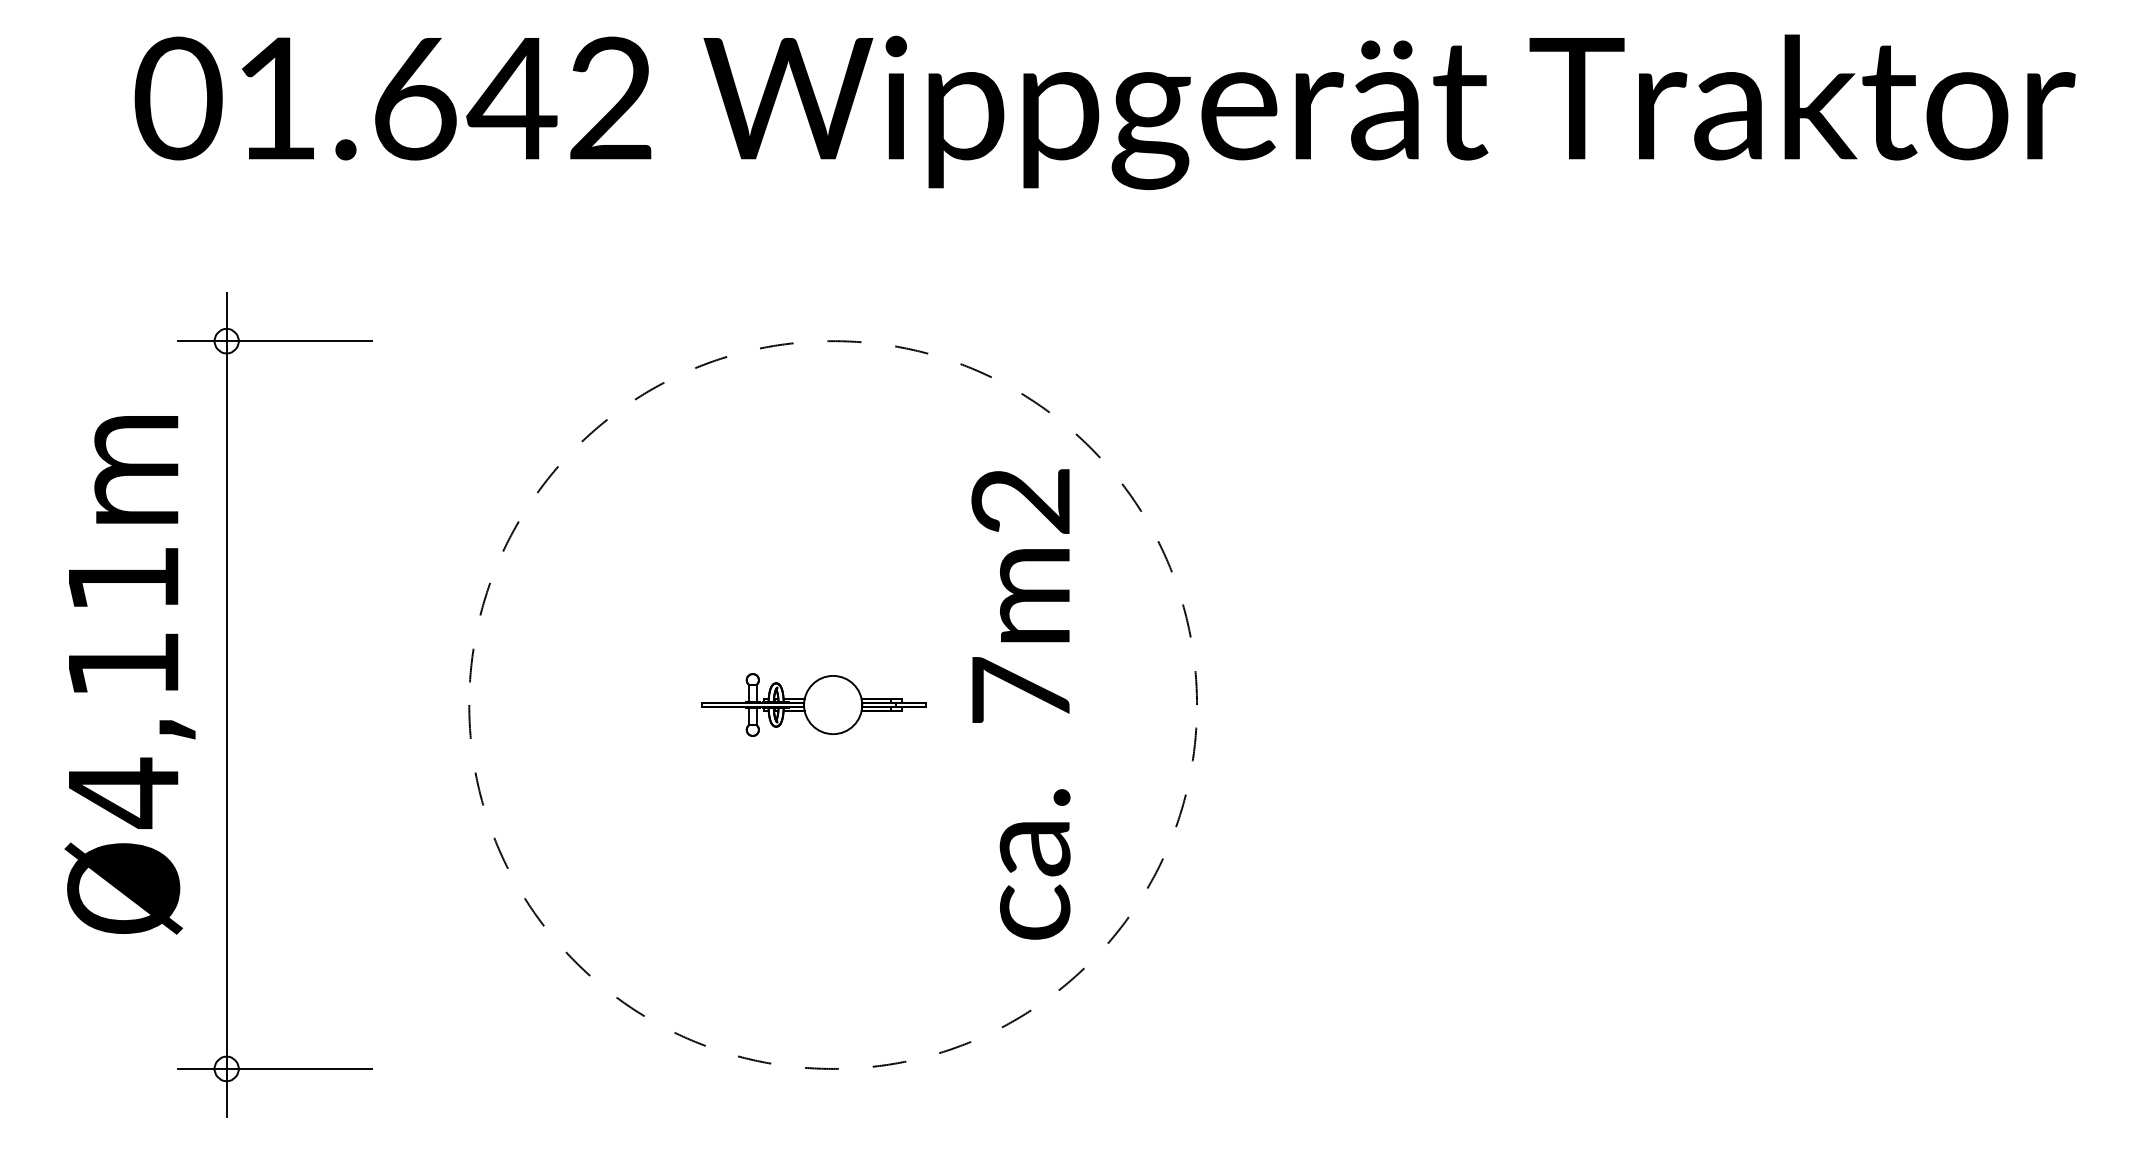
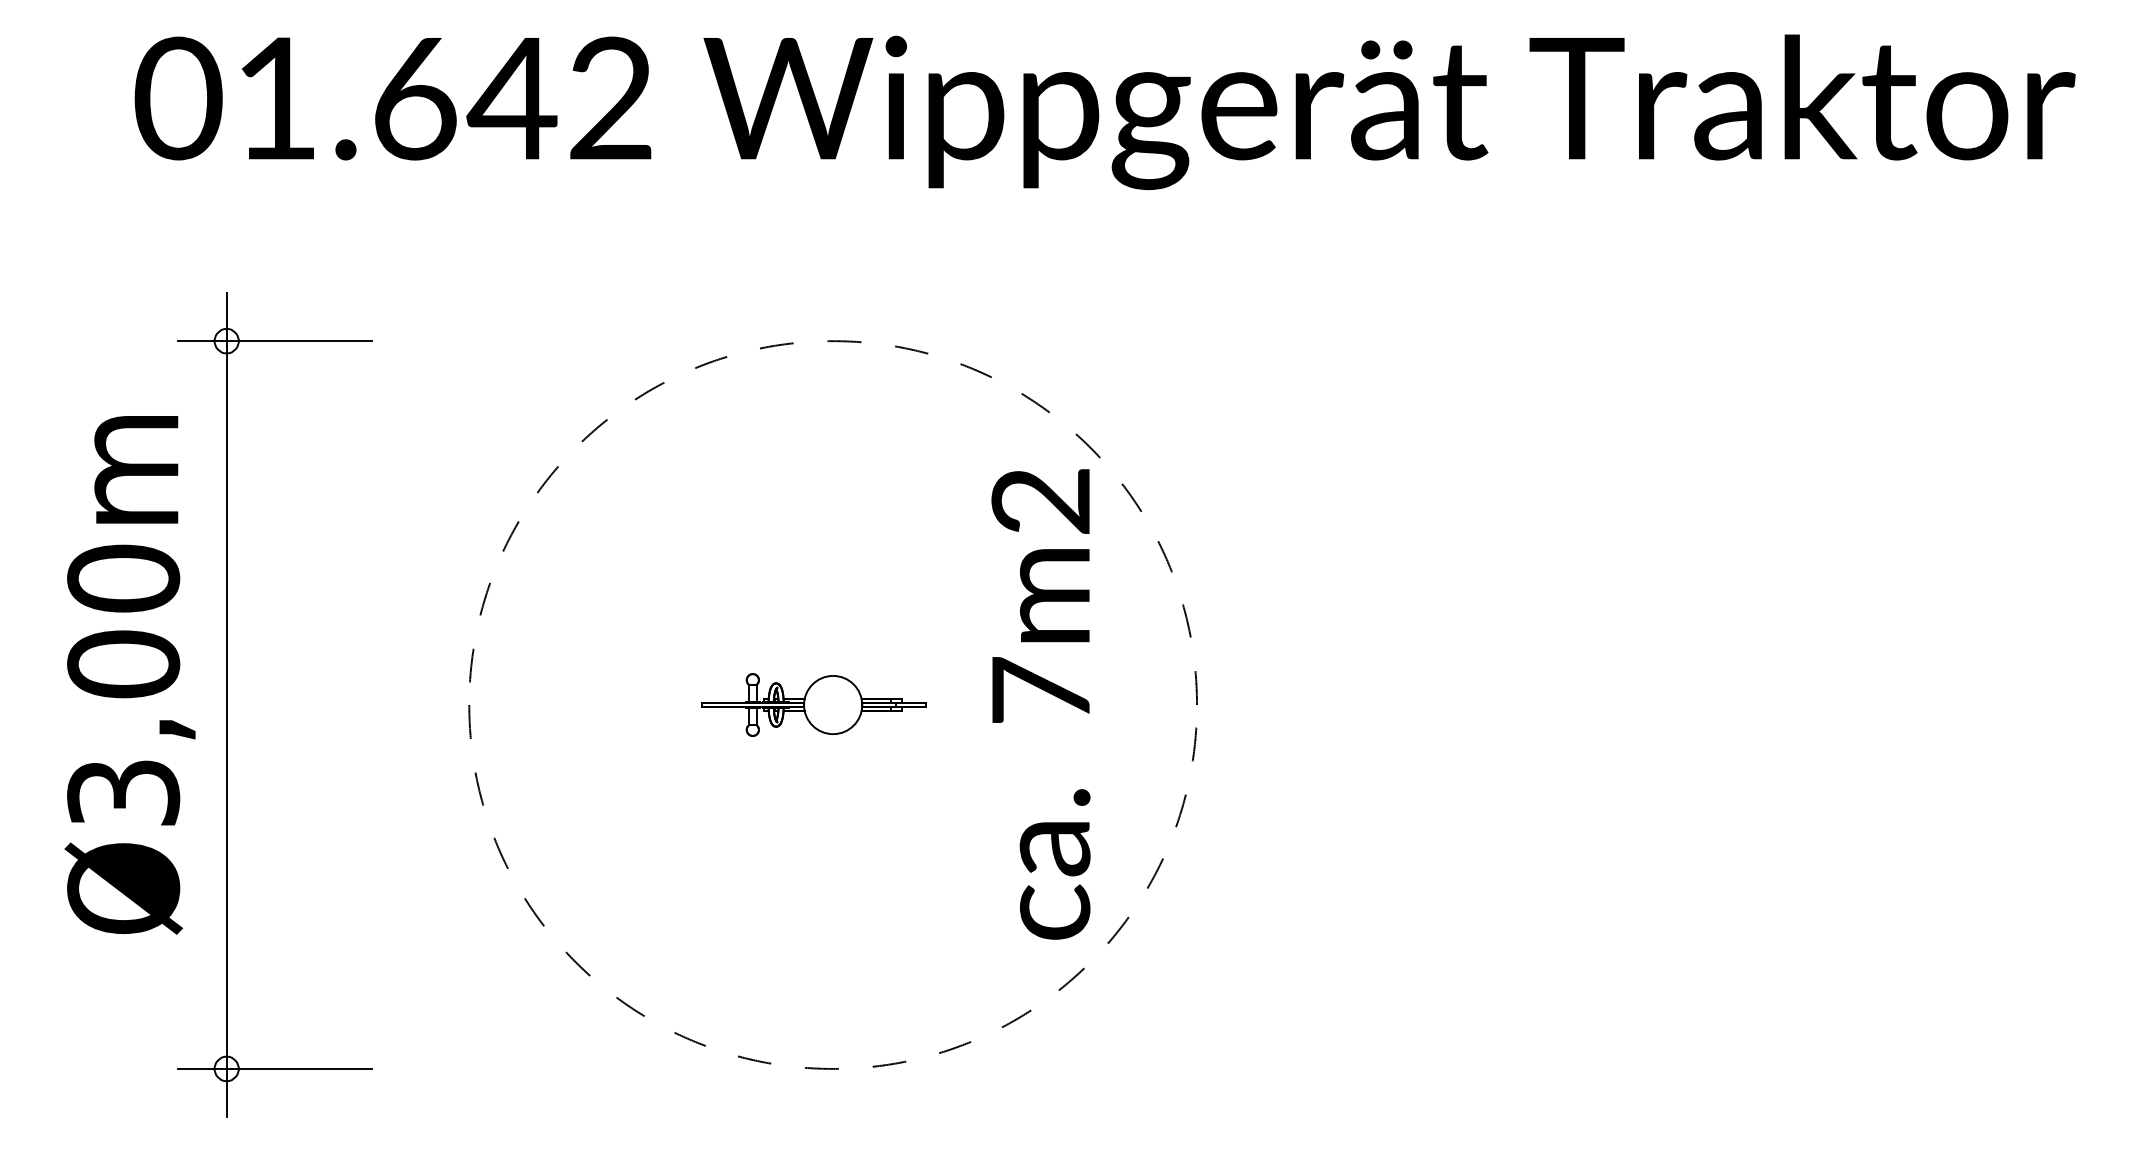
text: Ø4,11m -> Ø3,00m (123, 686)
text position: (1020, 704) -> (1040, 704) (1040, 704)
